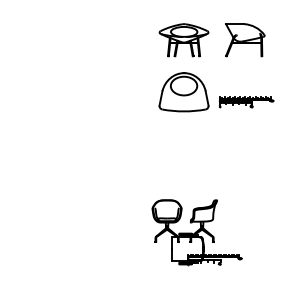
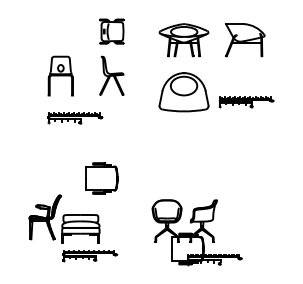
part: none -> present (73, 75)
part: none -> present (73, 212)
